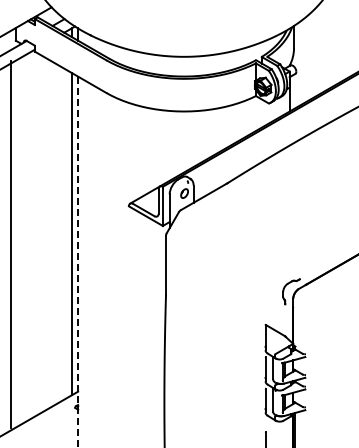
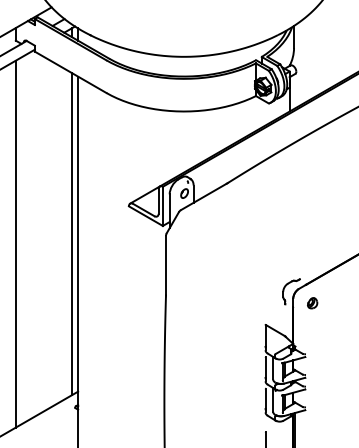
line position: (10, 243) -> (15, 243) (15, 243)
line: dashed -> solid (78, 262)
part: none -> present (312, 303)
